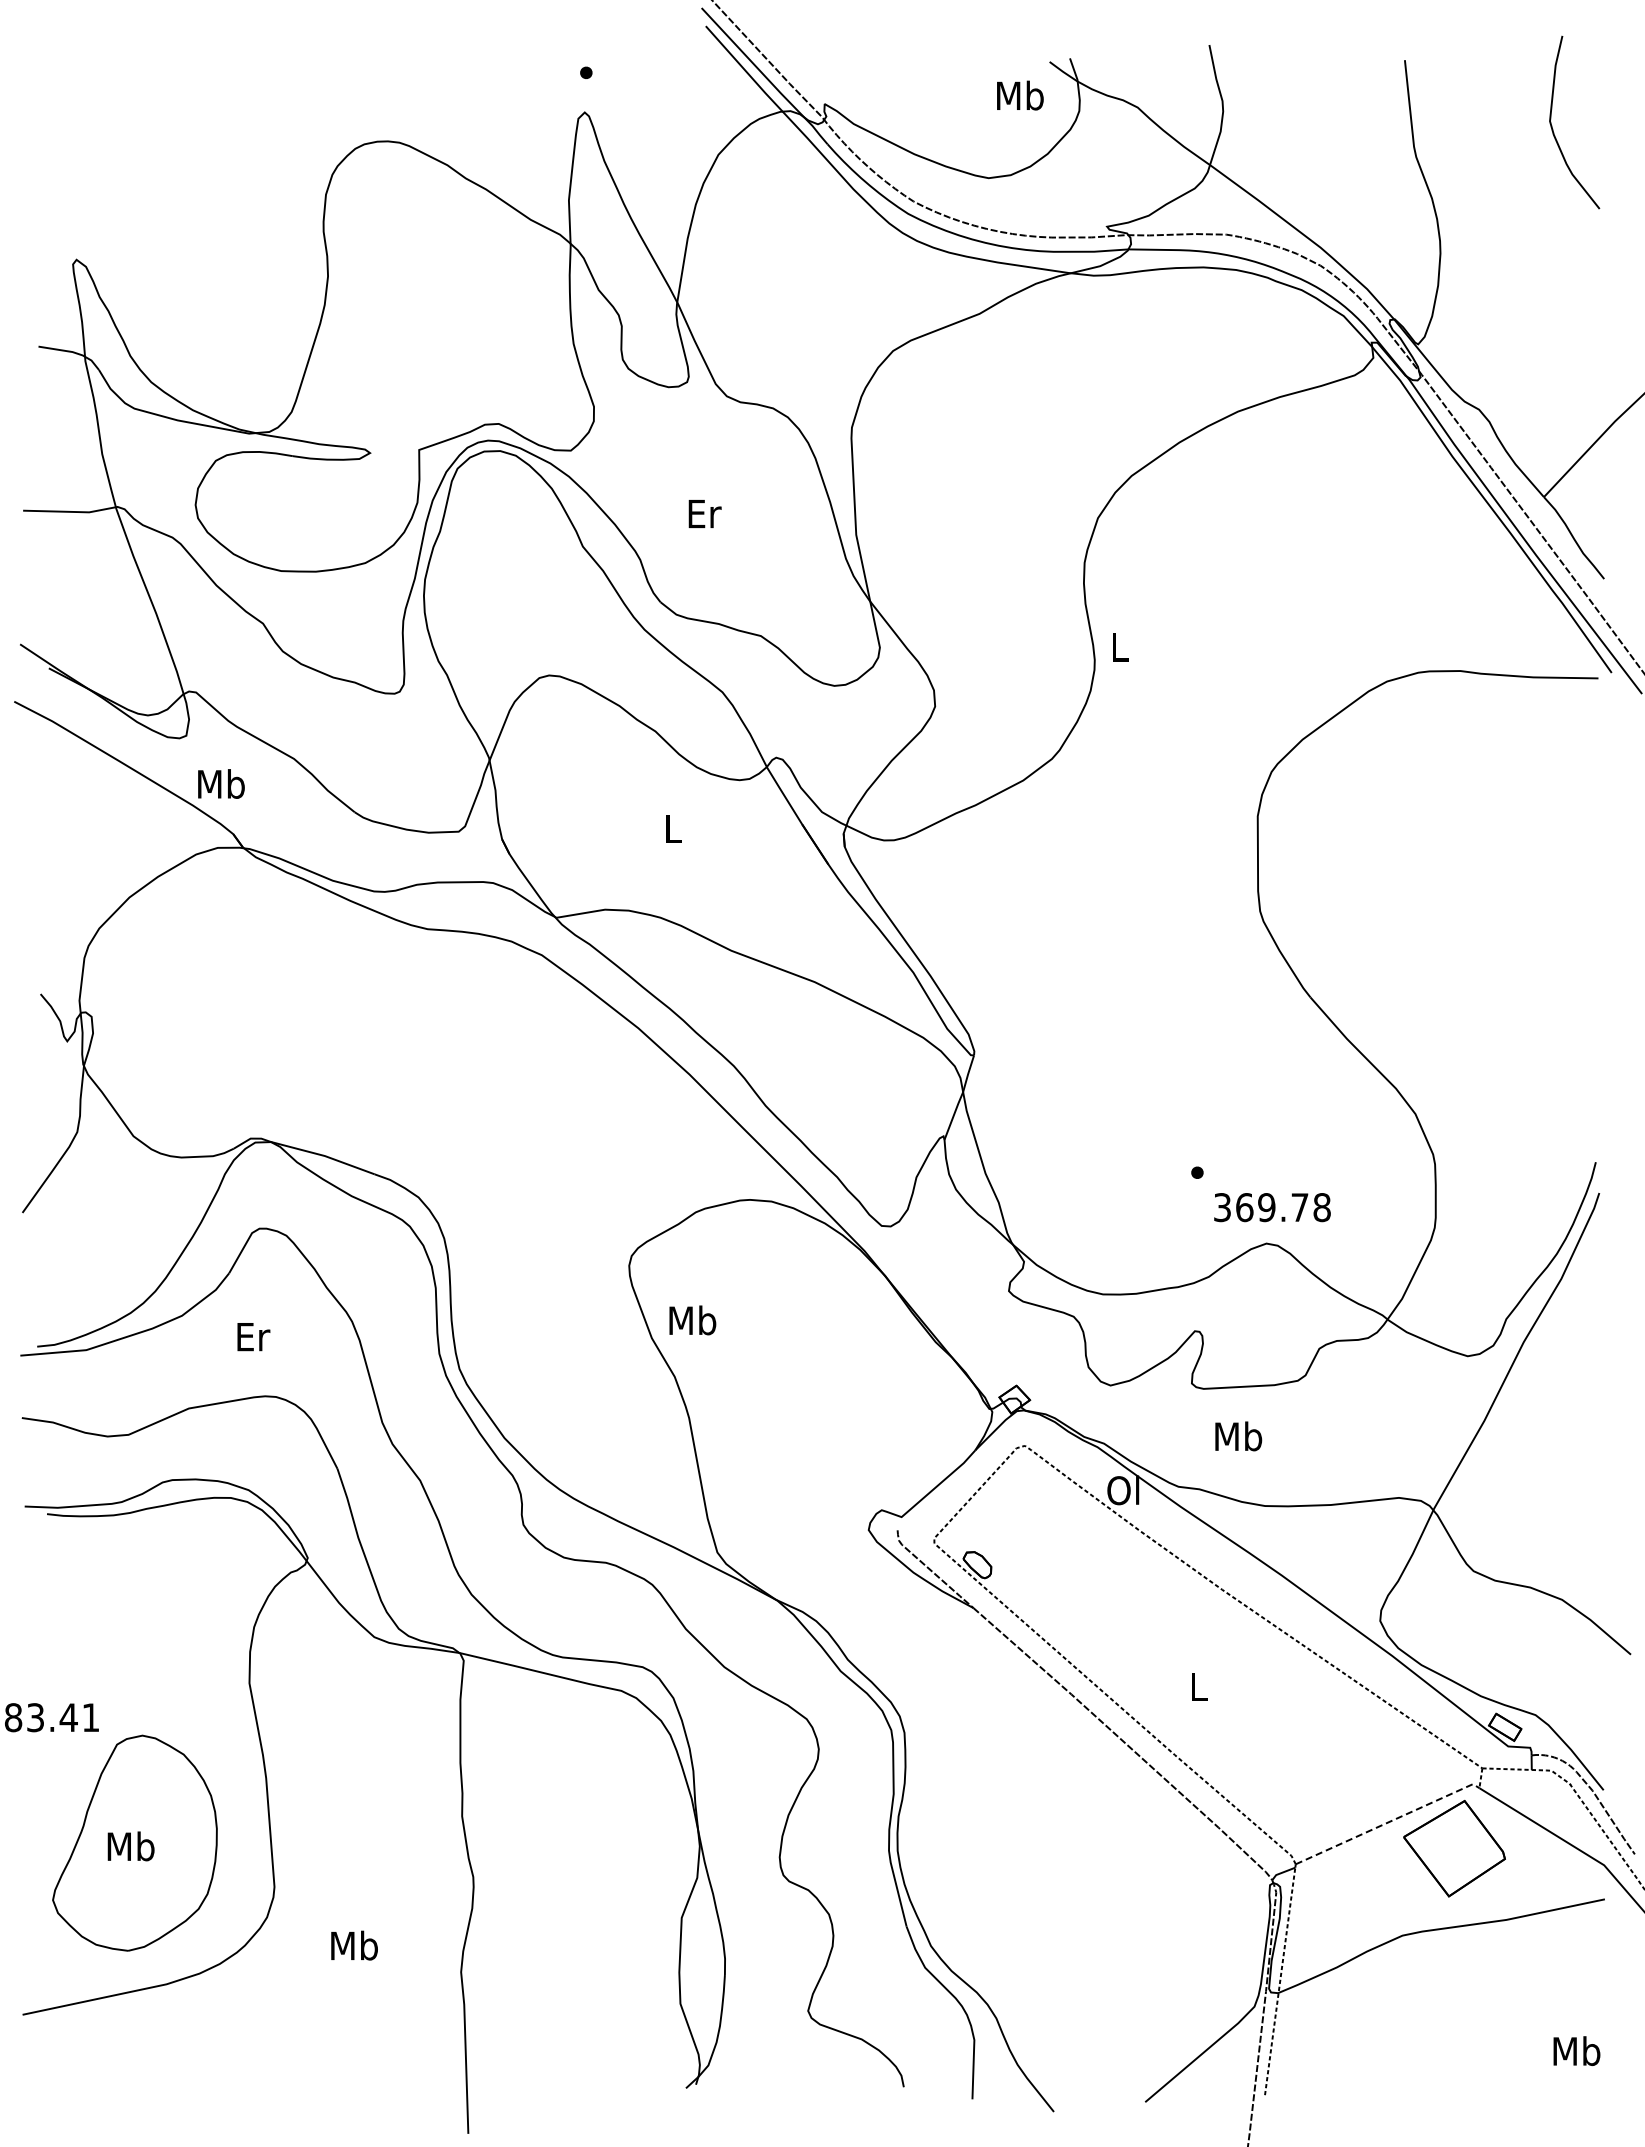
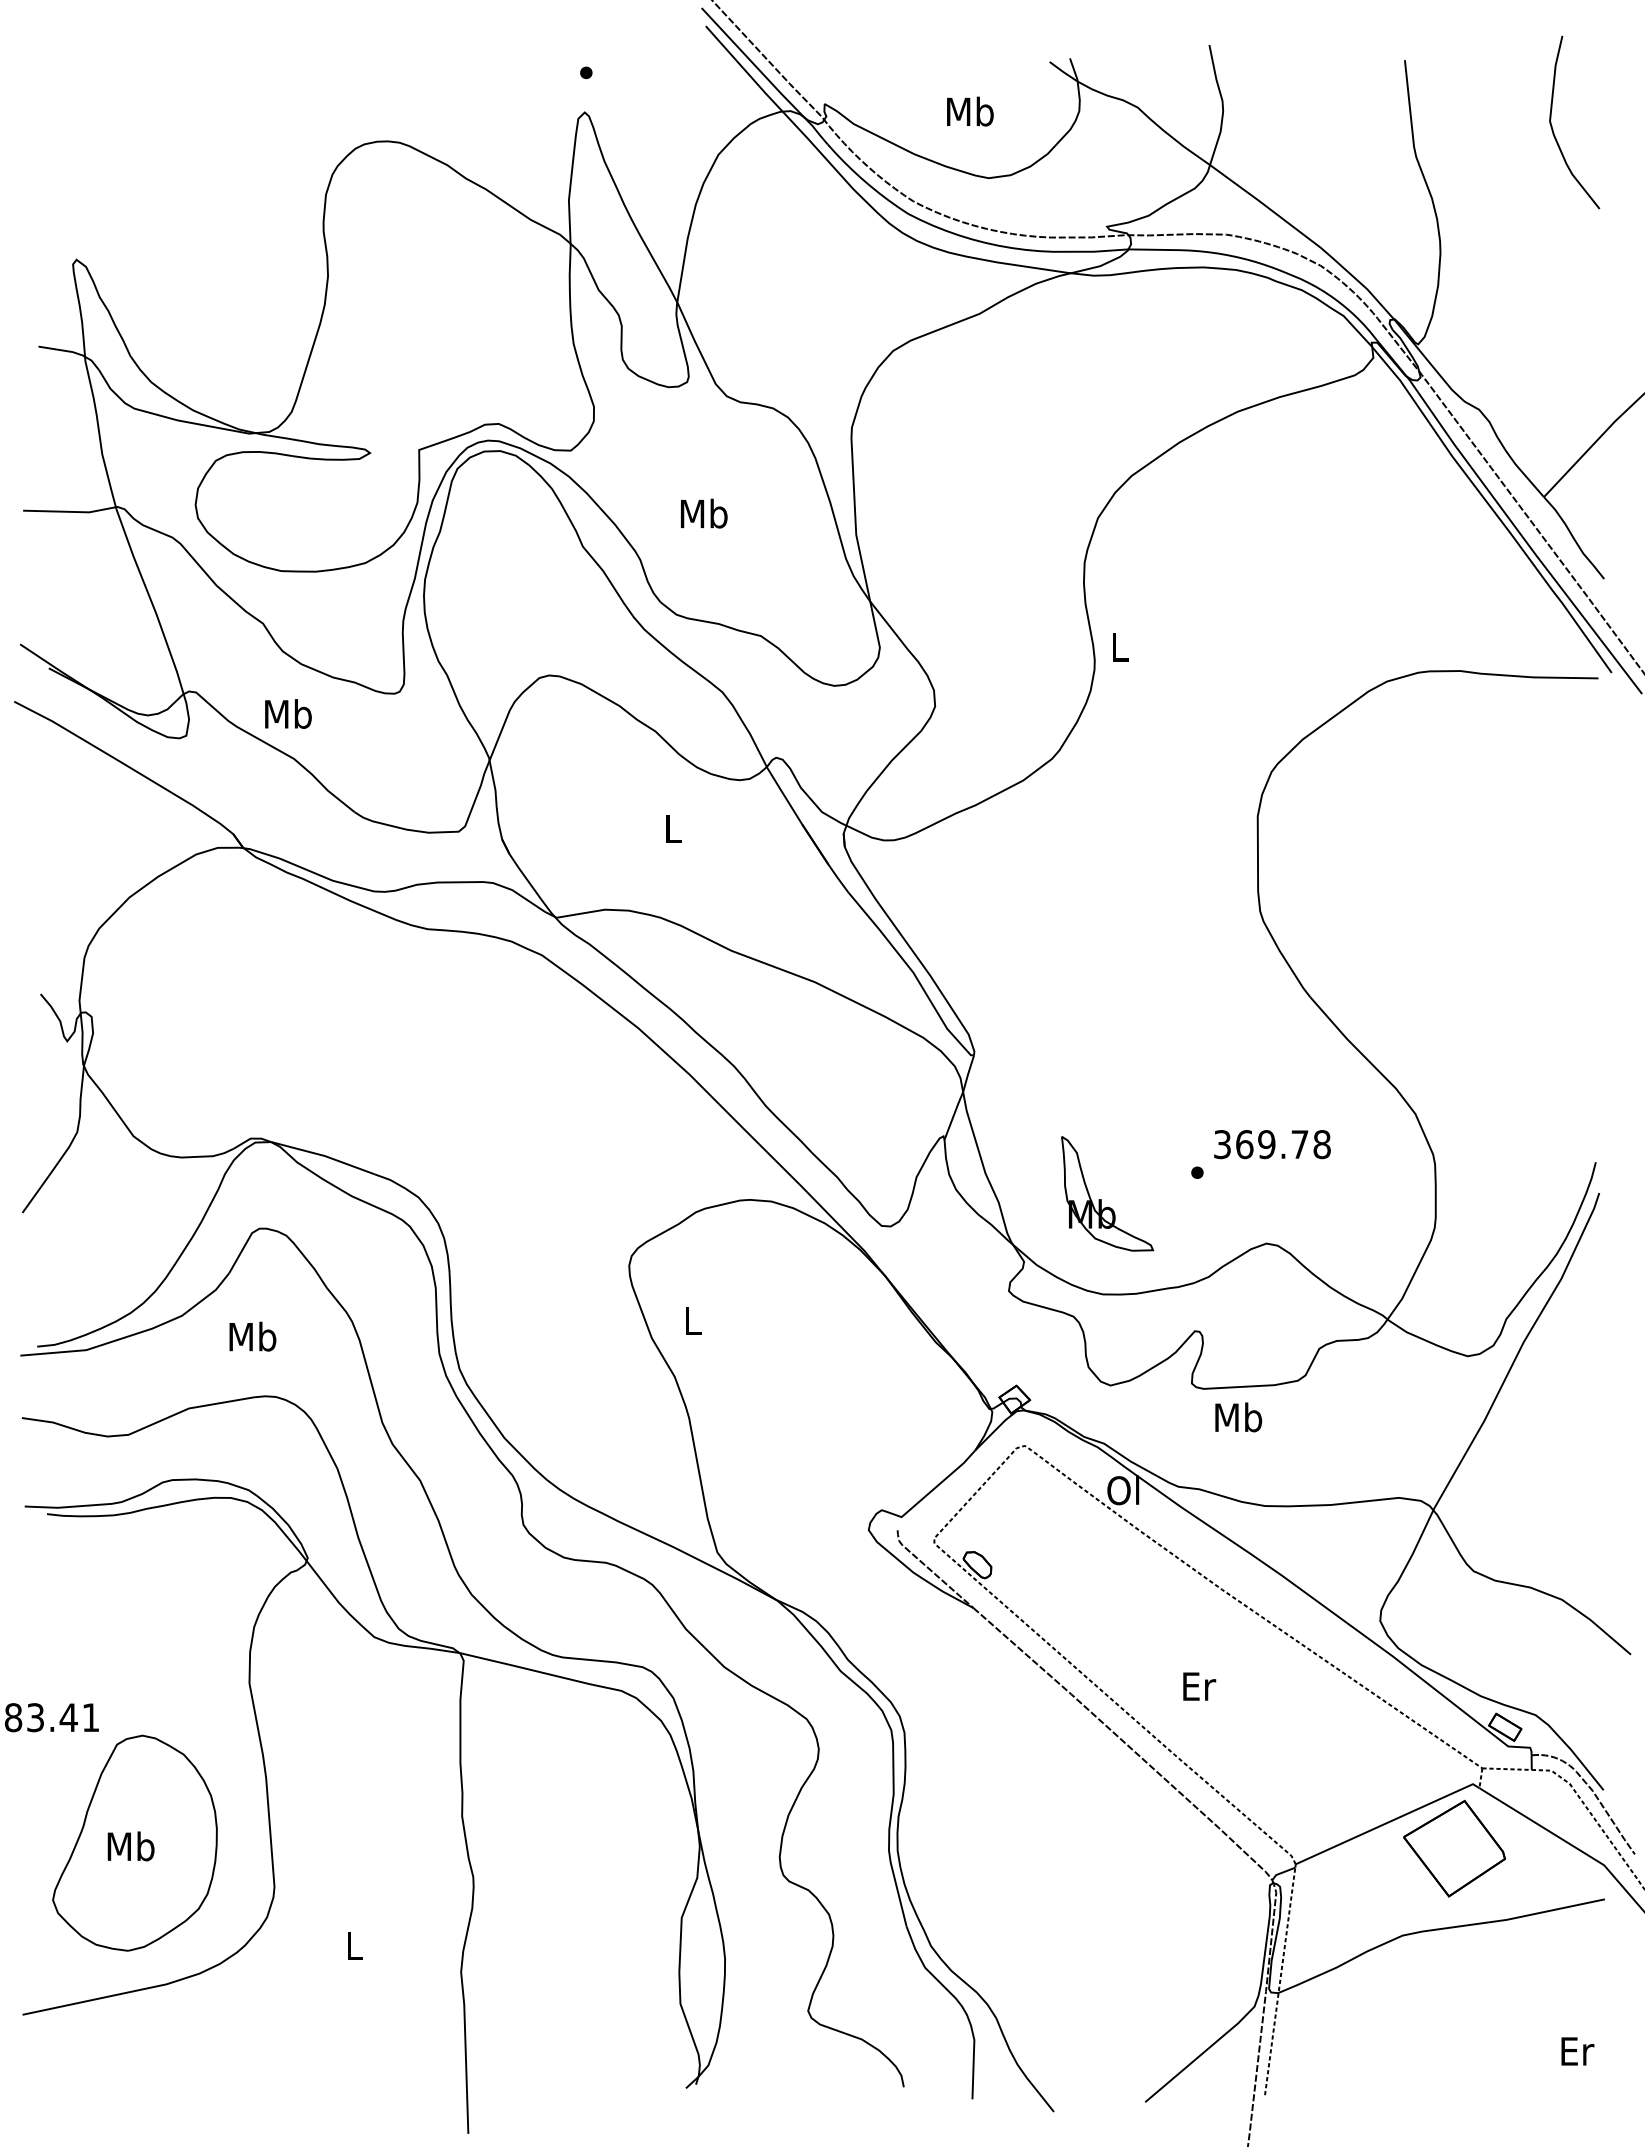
text position: (1020, 95) -> (970, 111) (970, 111)
text: Er -> Mb (703, 513)
text position: (221, 783) -> (288, 713) (288, 713)
part: none -> present (1101, 1199)
text position: (1272, 1207) -> (1272, 1144) (1272, 1144)
text: Mb -> L (692, 1320)
text: Er -> Mb (252, 1336)
text position: (1238, 1436) -> (1238, 1417) (1238, 1417)
text: L -> Er (1199, 1686)
line: dashed -> solid (1388, 1822)
text: Mb -> L (354, 1945)
text: Mb -> Er (1576, 2051)
